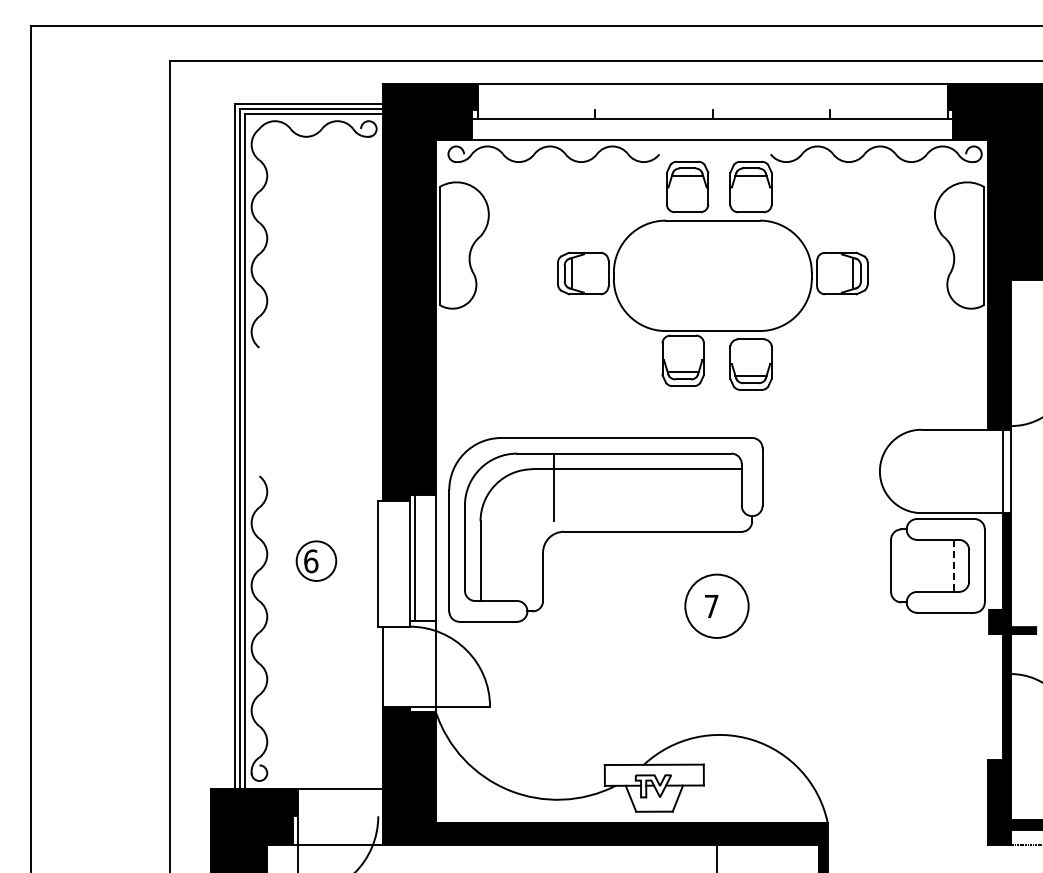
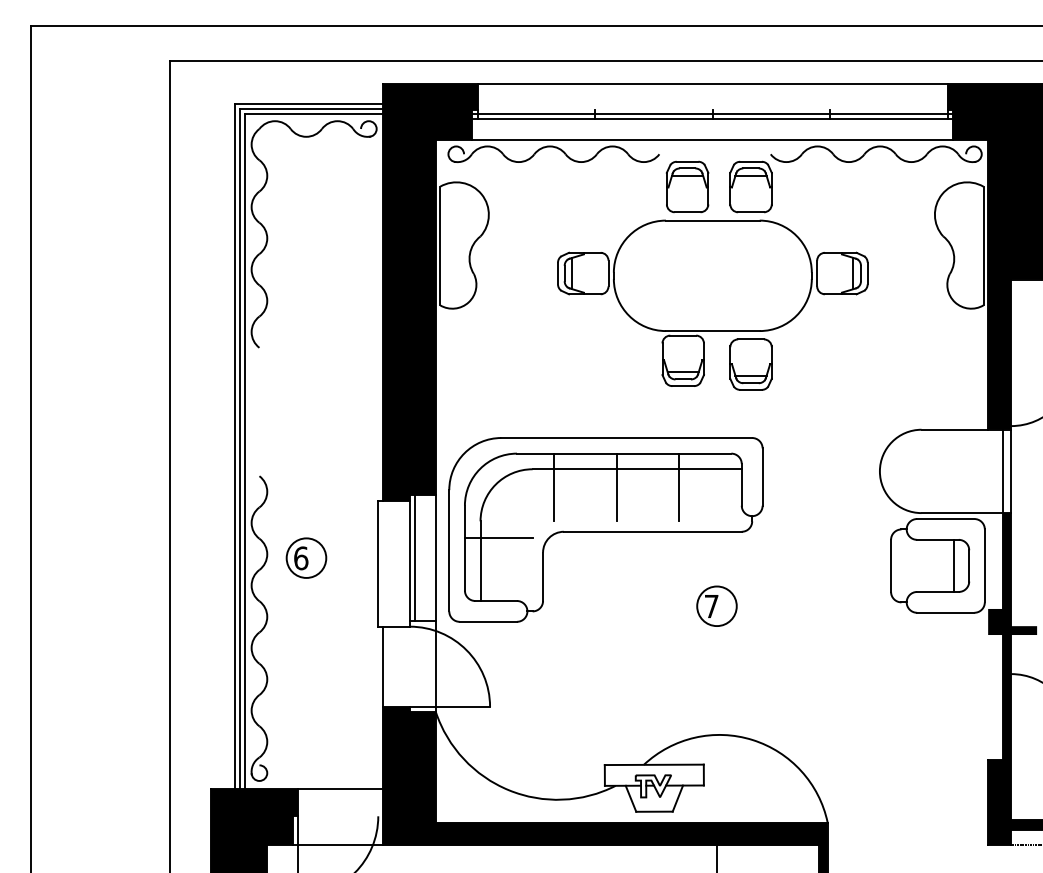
line: none -> present (712, 114)
line: none -> present (616, 487)
line: none -> present (679, 487)
line: none -> present (498, 538)
part position: (316, 560) -> (306, 557) (306, 557)
line: dashed -> solid (953, 566)
circle diameter: 63 px -> 40 px (716, 606)
